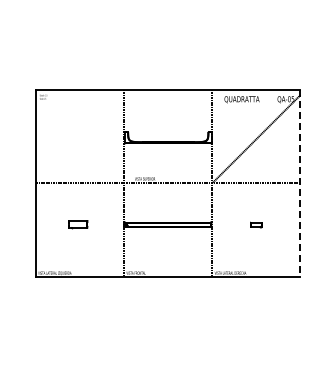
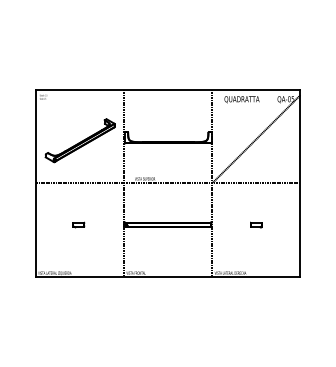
part: none -> present (79, 140)
line: dashed -> solid (300, 183)
part size: 21x10 px -> 14x8 px (78, 224)
